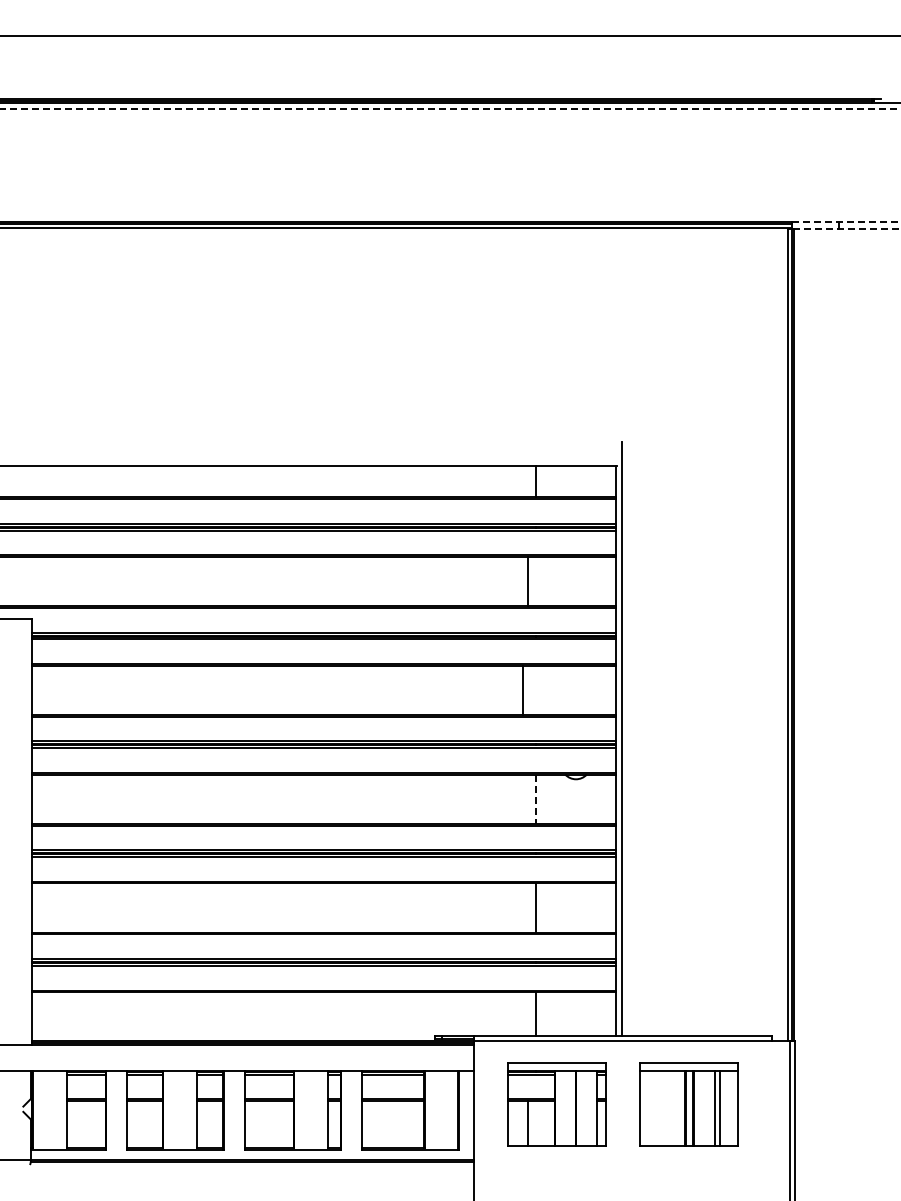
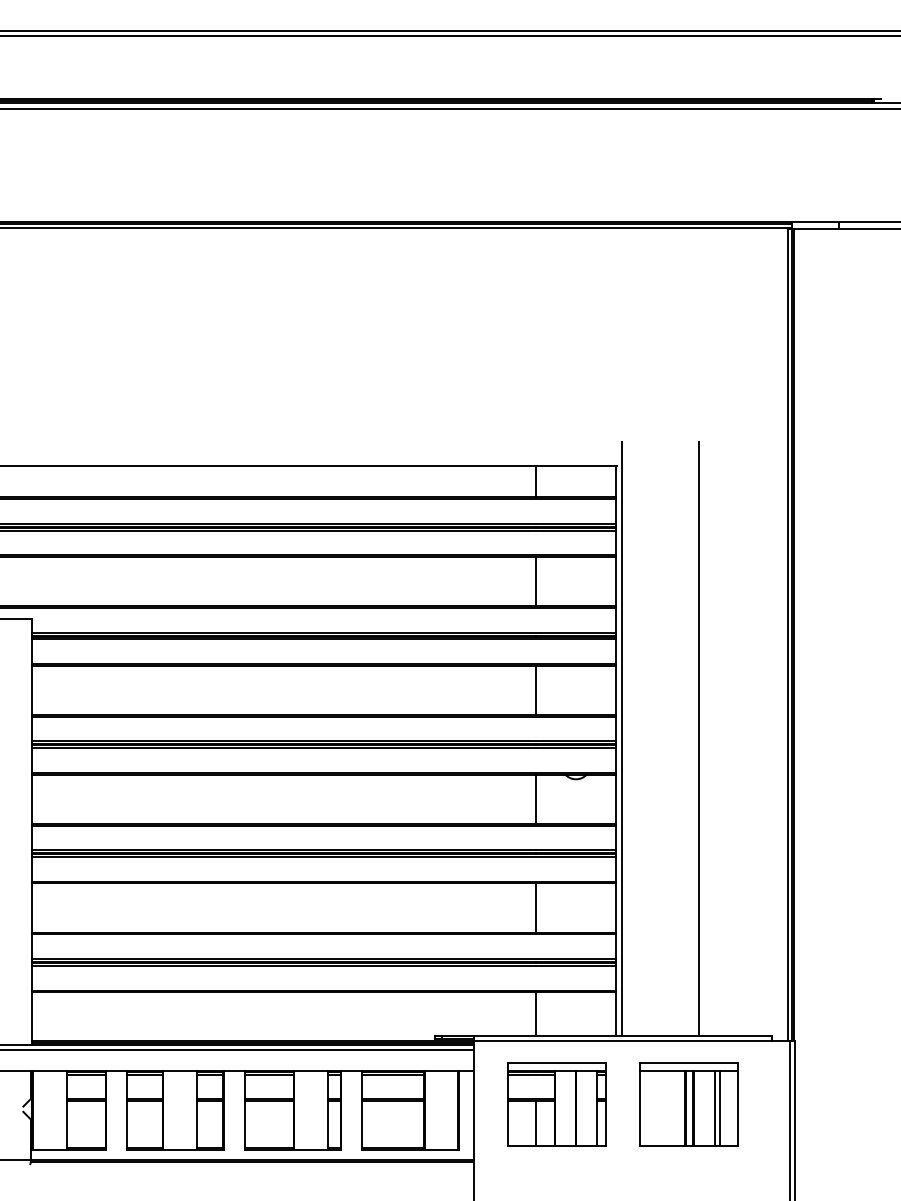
line: none -> present (449, 31)
line: dashed -> solid (450, 108)
line: dashed -> solid (846, 221)
line: dashed -> solid (847, 228)
line position: (528, 581) -> (536, 581) (536, 581)
line position: (523, 689) -> (536, 689) (536, 689)
line: none -> present (699, 739)
line: dashed -> solid (536, 799)
line: none -> present (238, 1049)
line position: (528, 1123) -> (536, 1123) (536, 1123)
